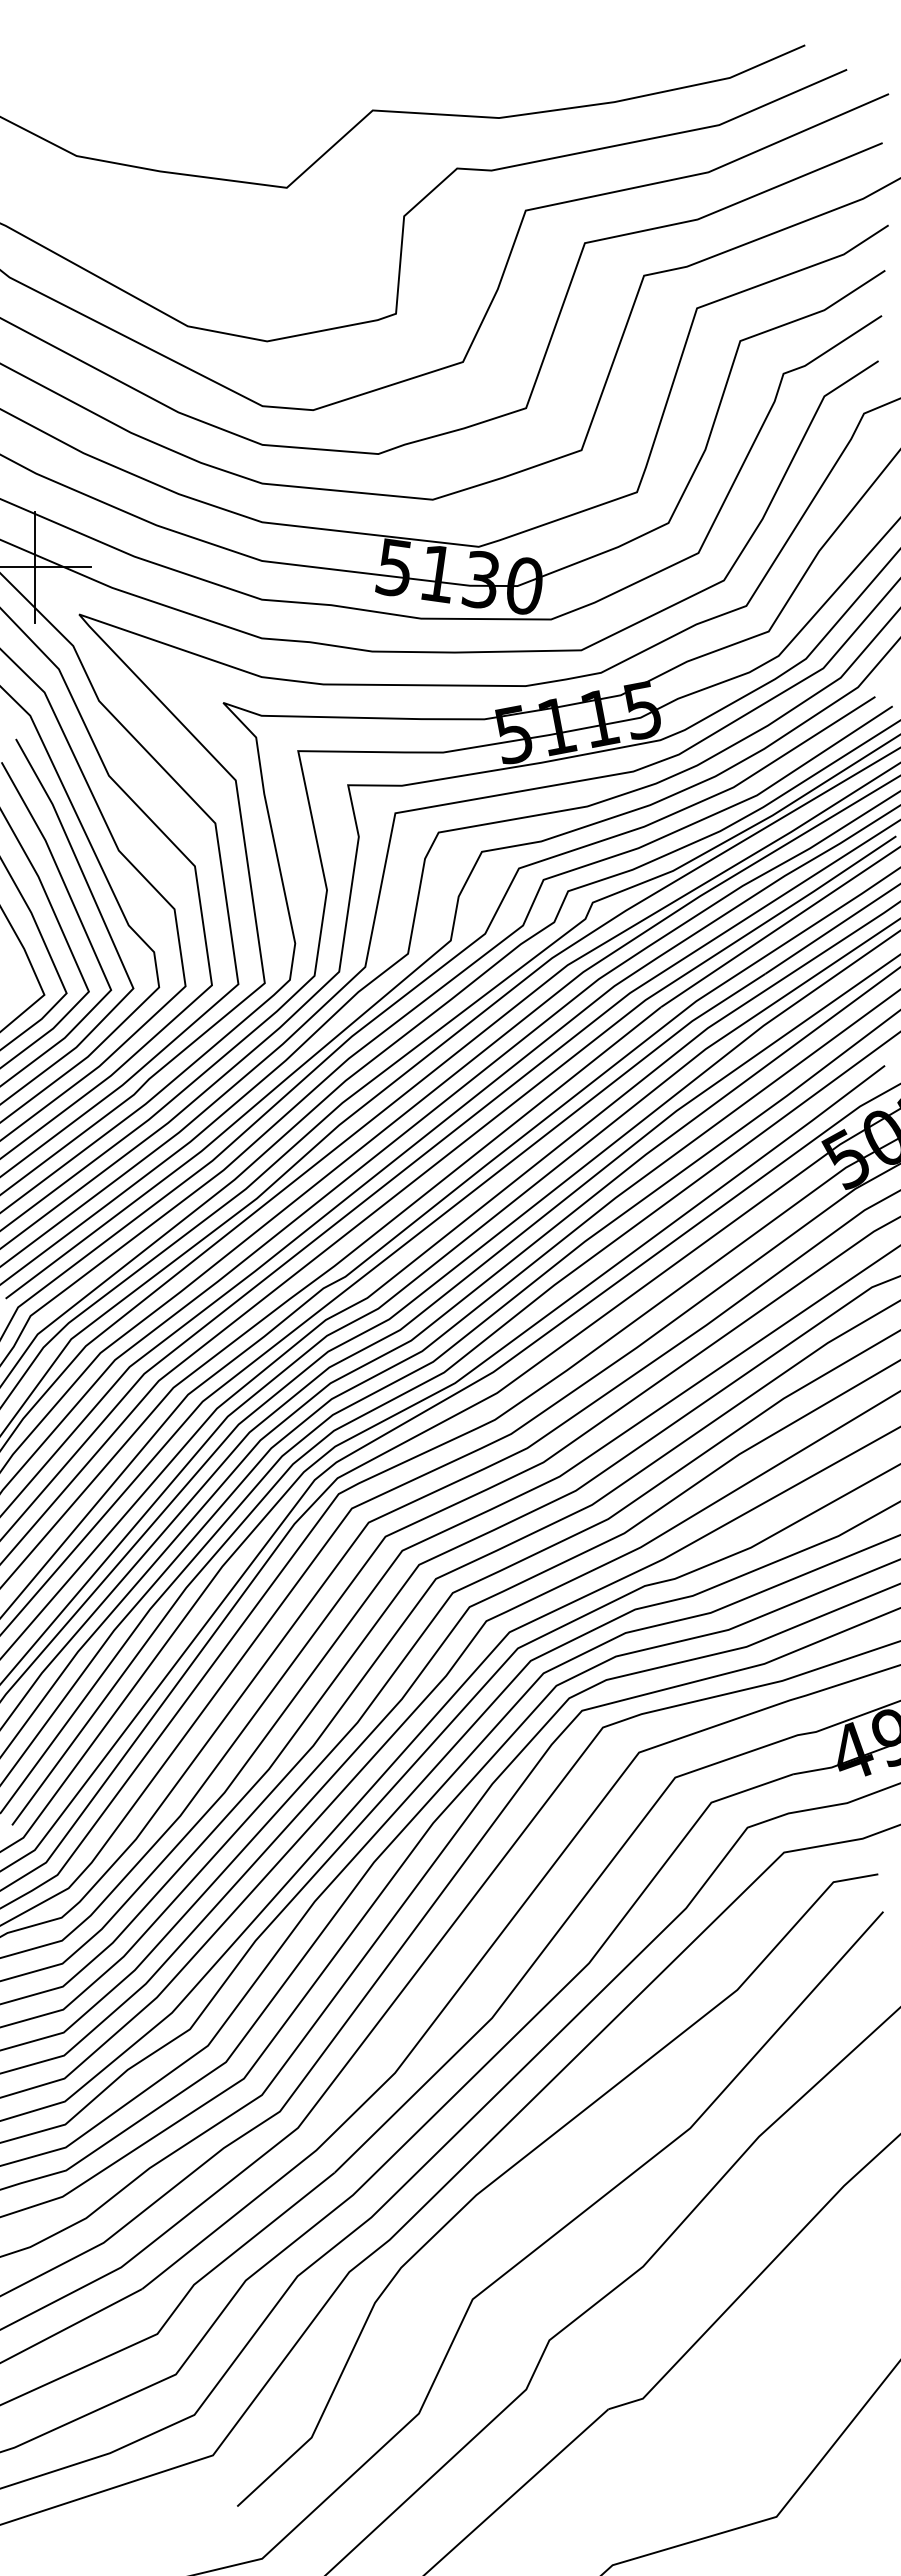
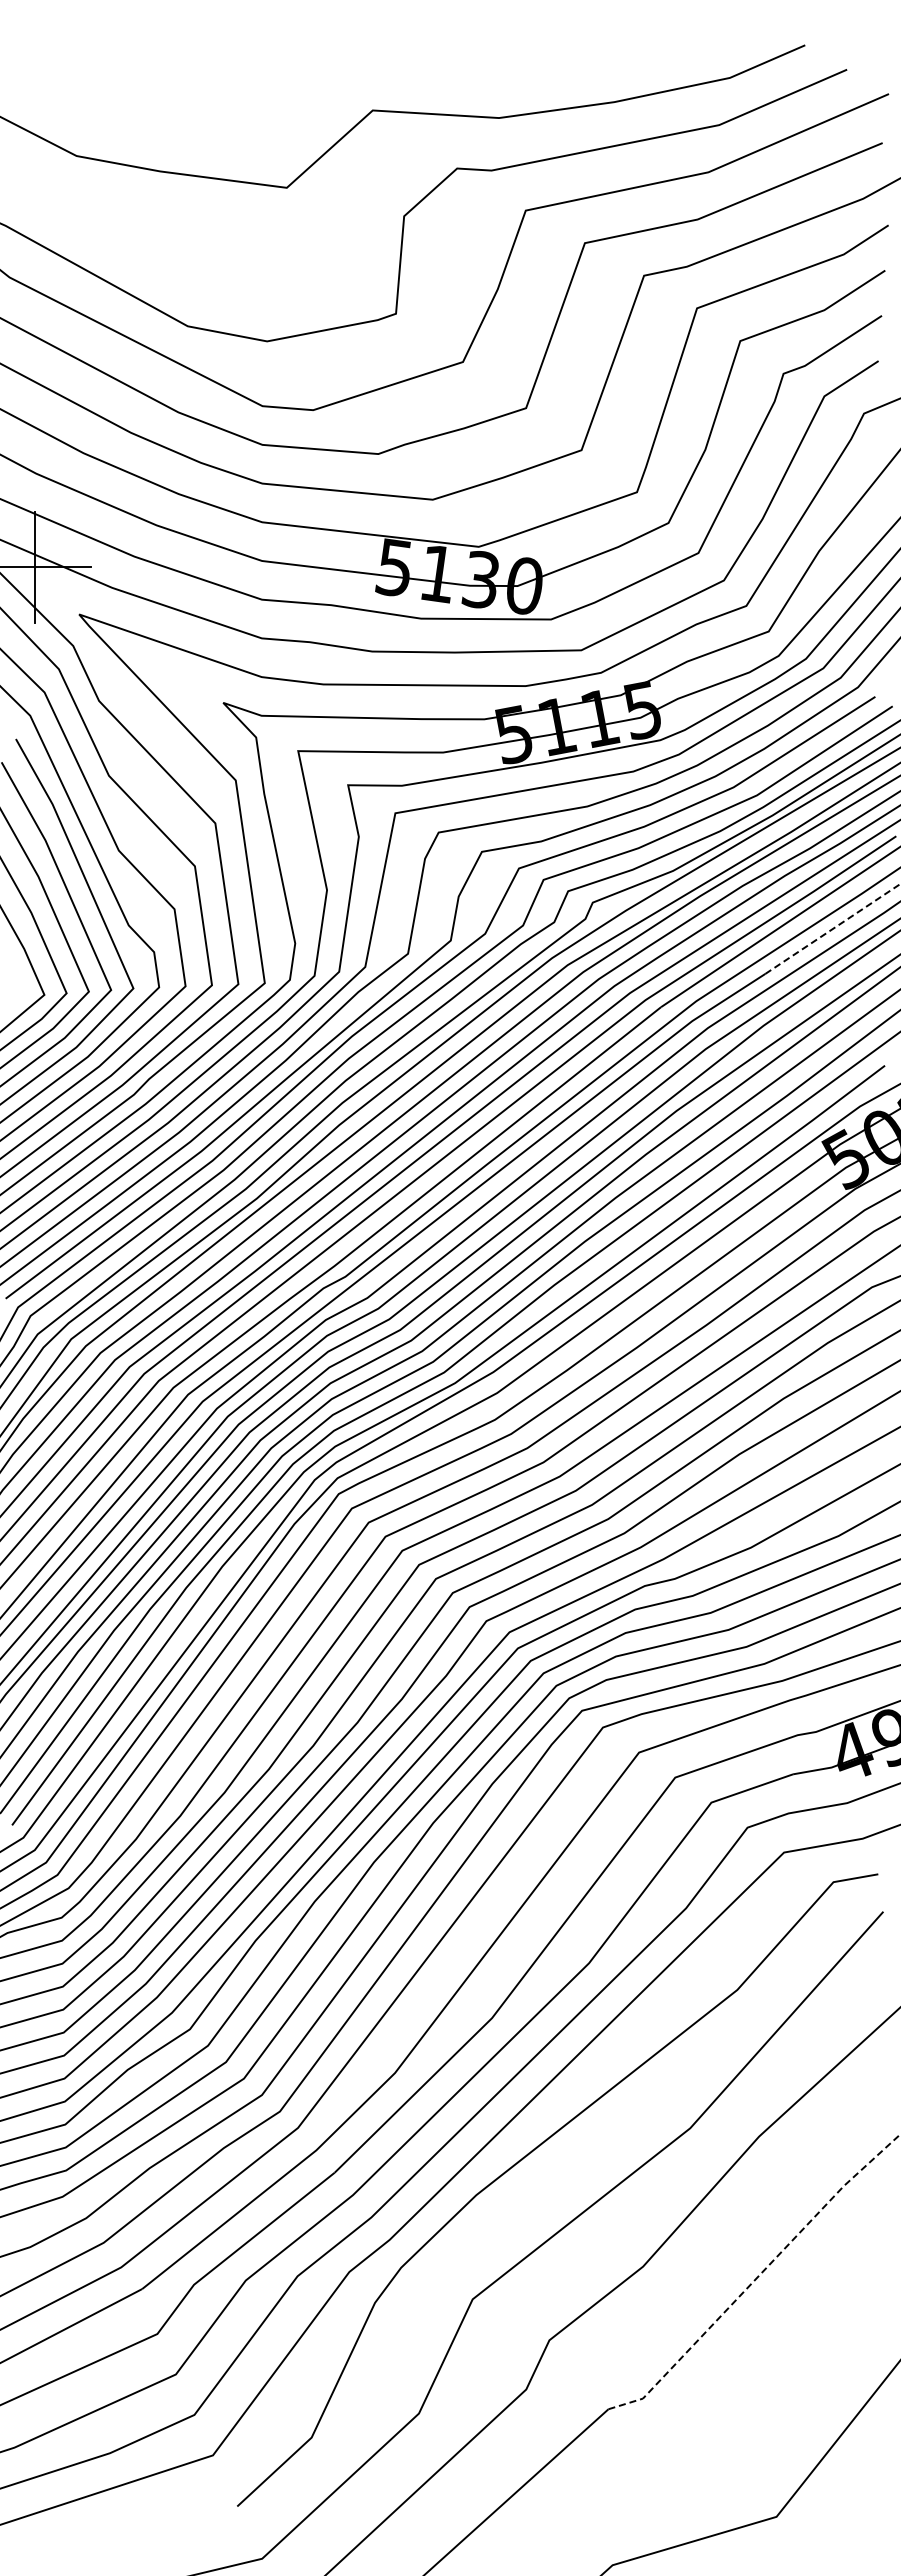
line: solid -> dashed (833, 928)
line: solid -> dashed (757, 2277)
